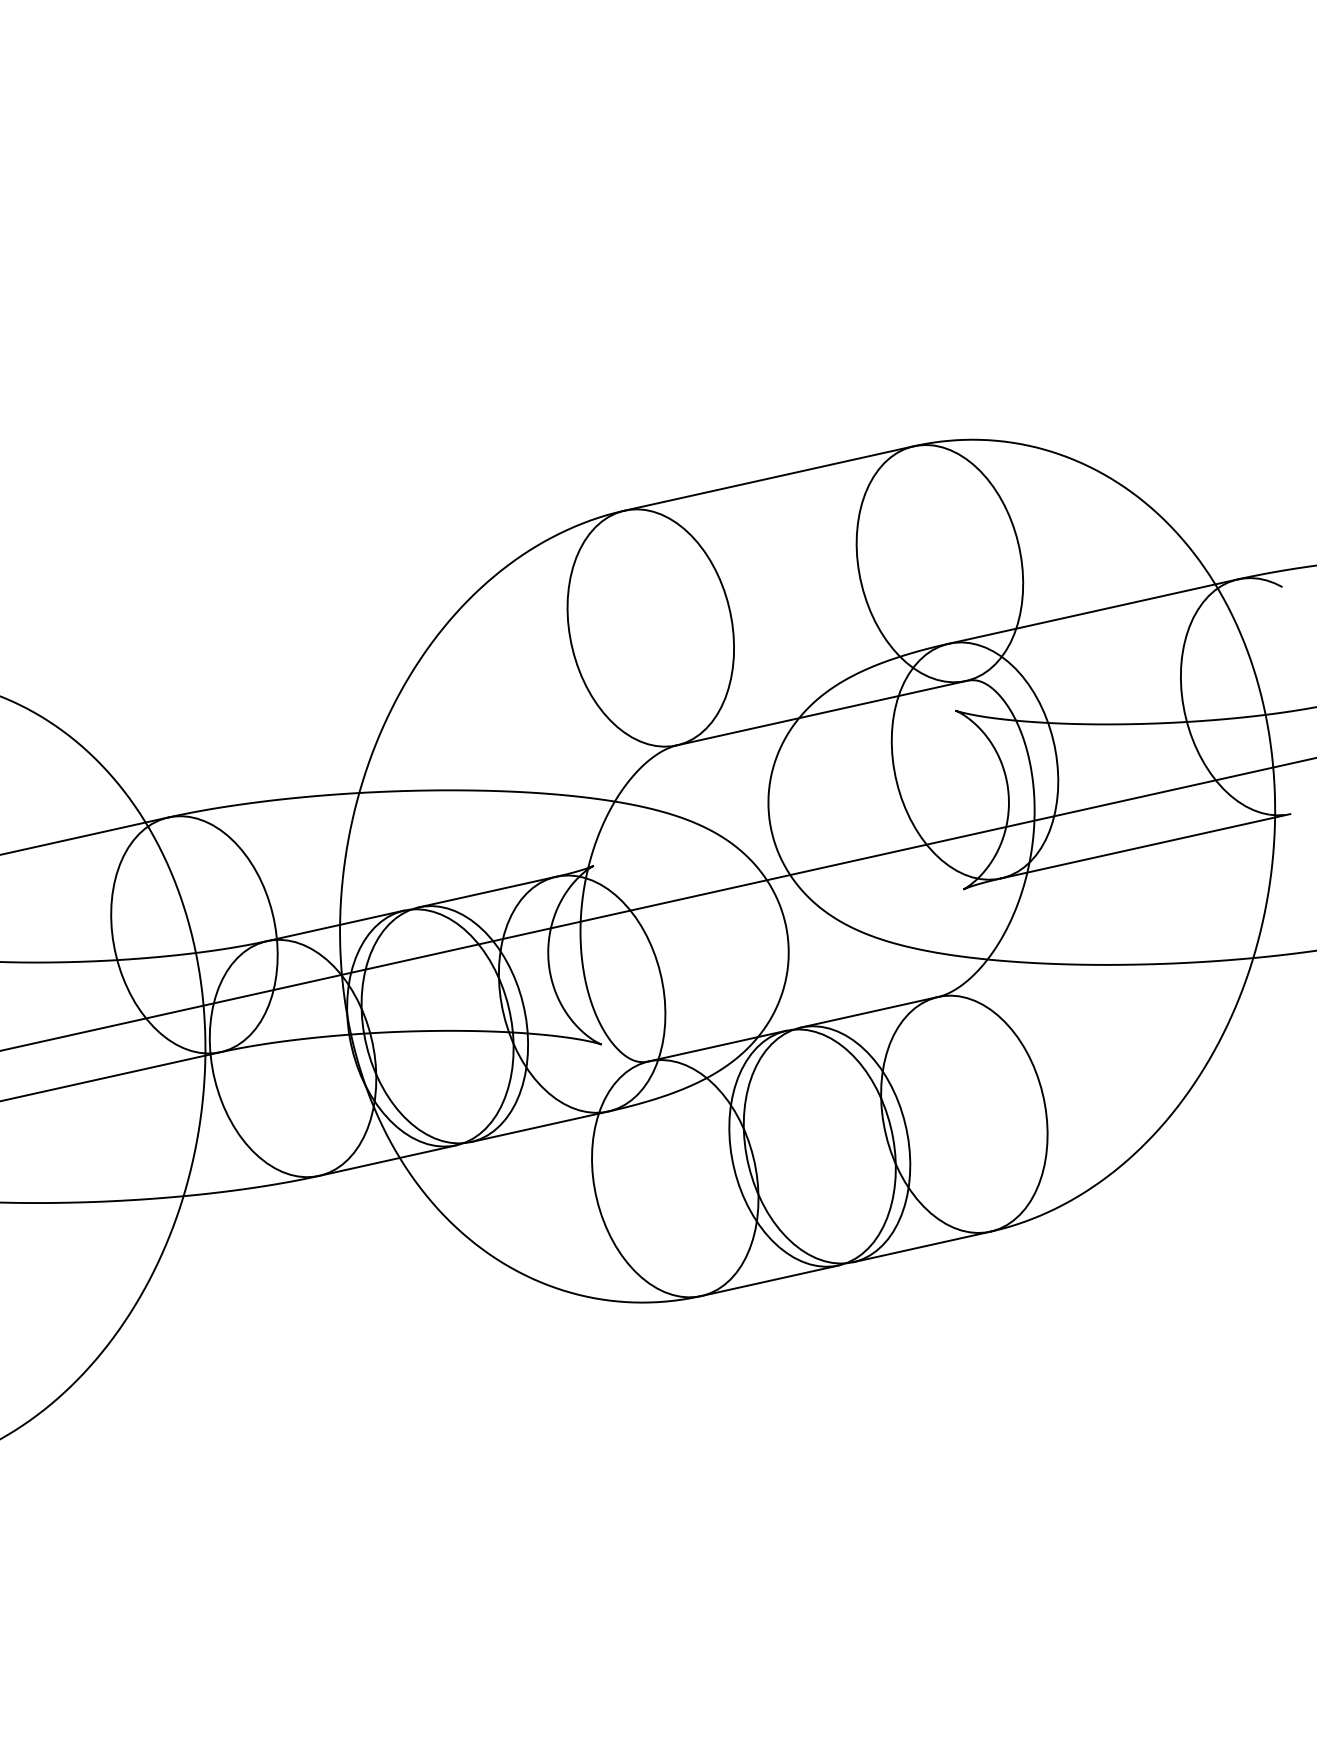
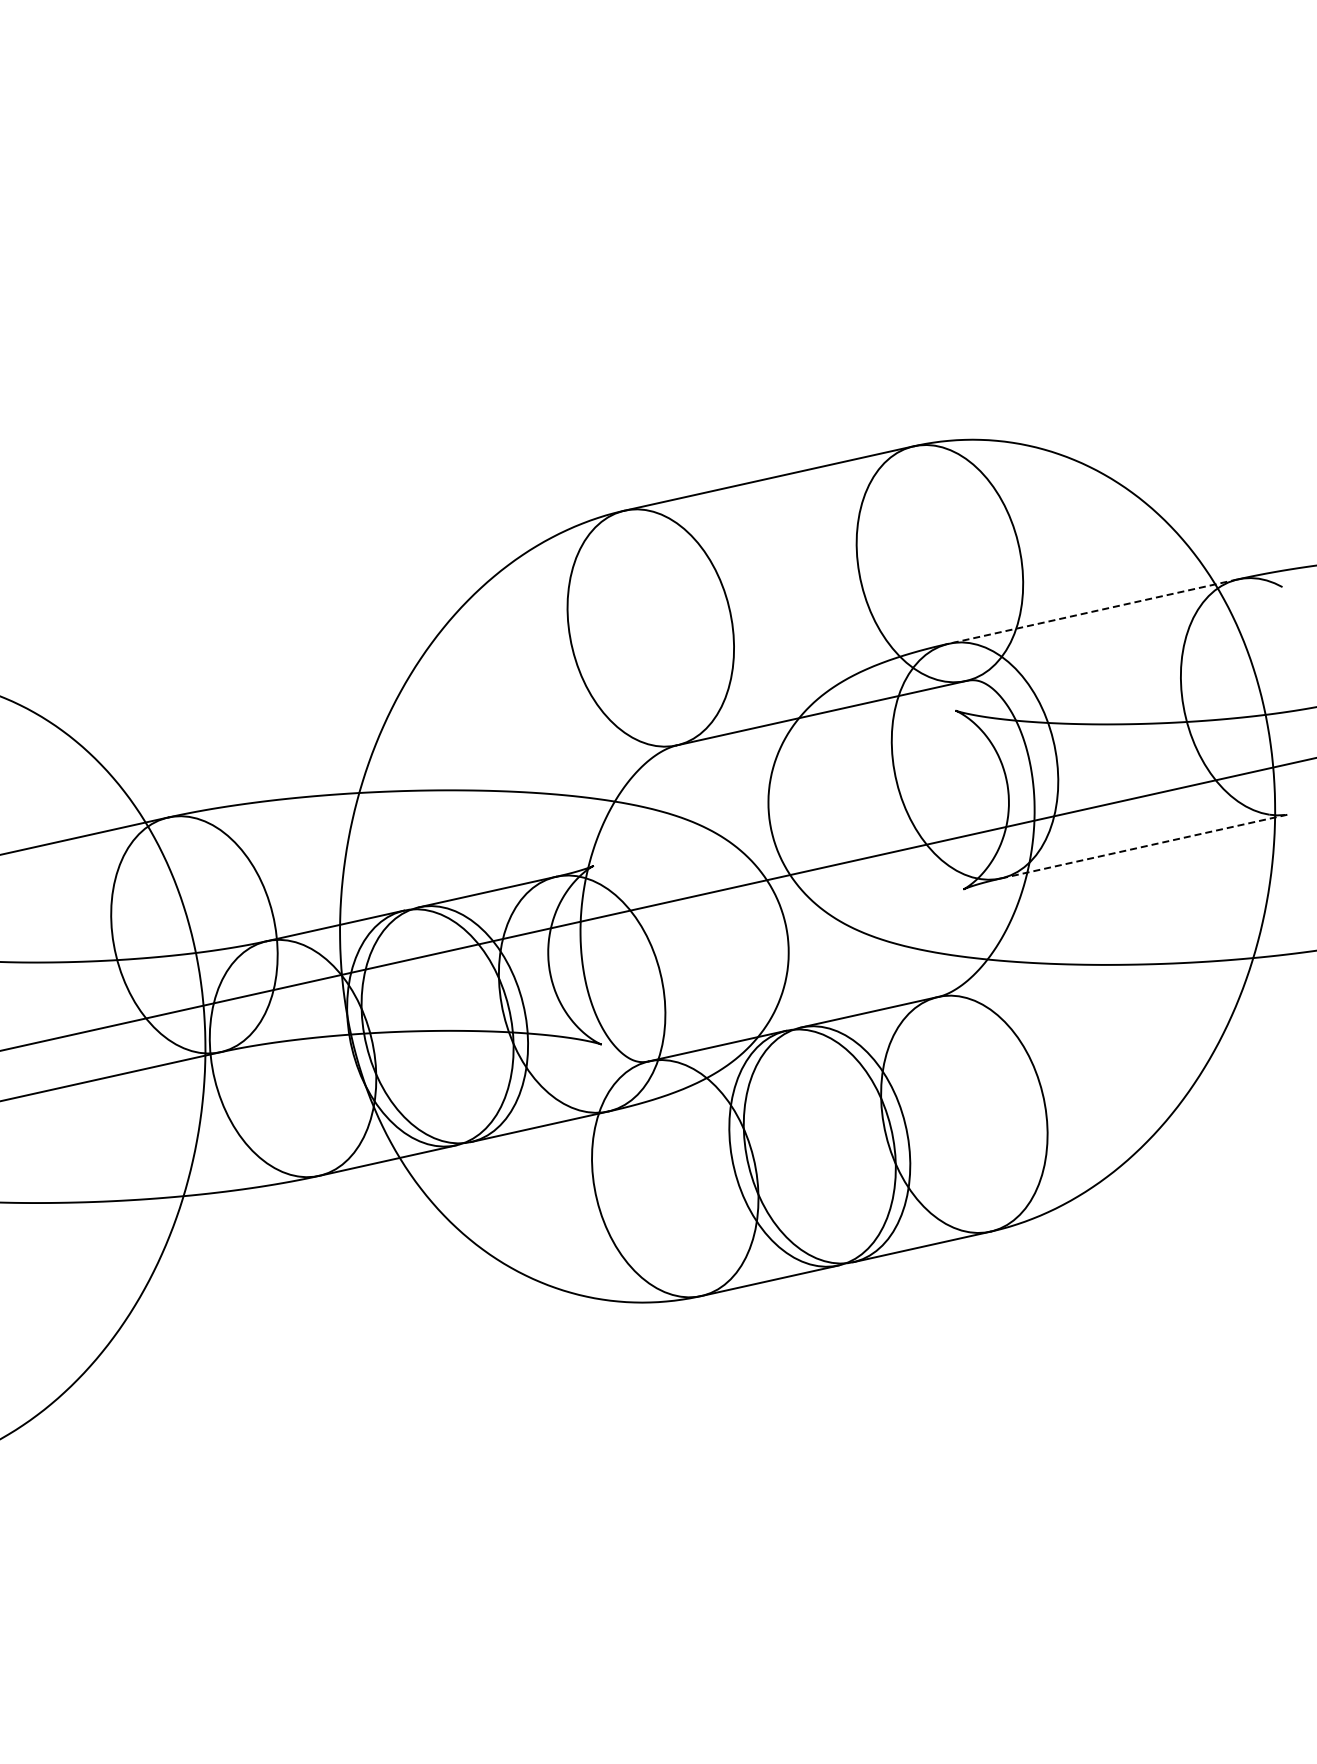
line: solid -> dashed (1092, 611)
line: solid -> dashed (1146, 846)
